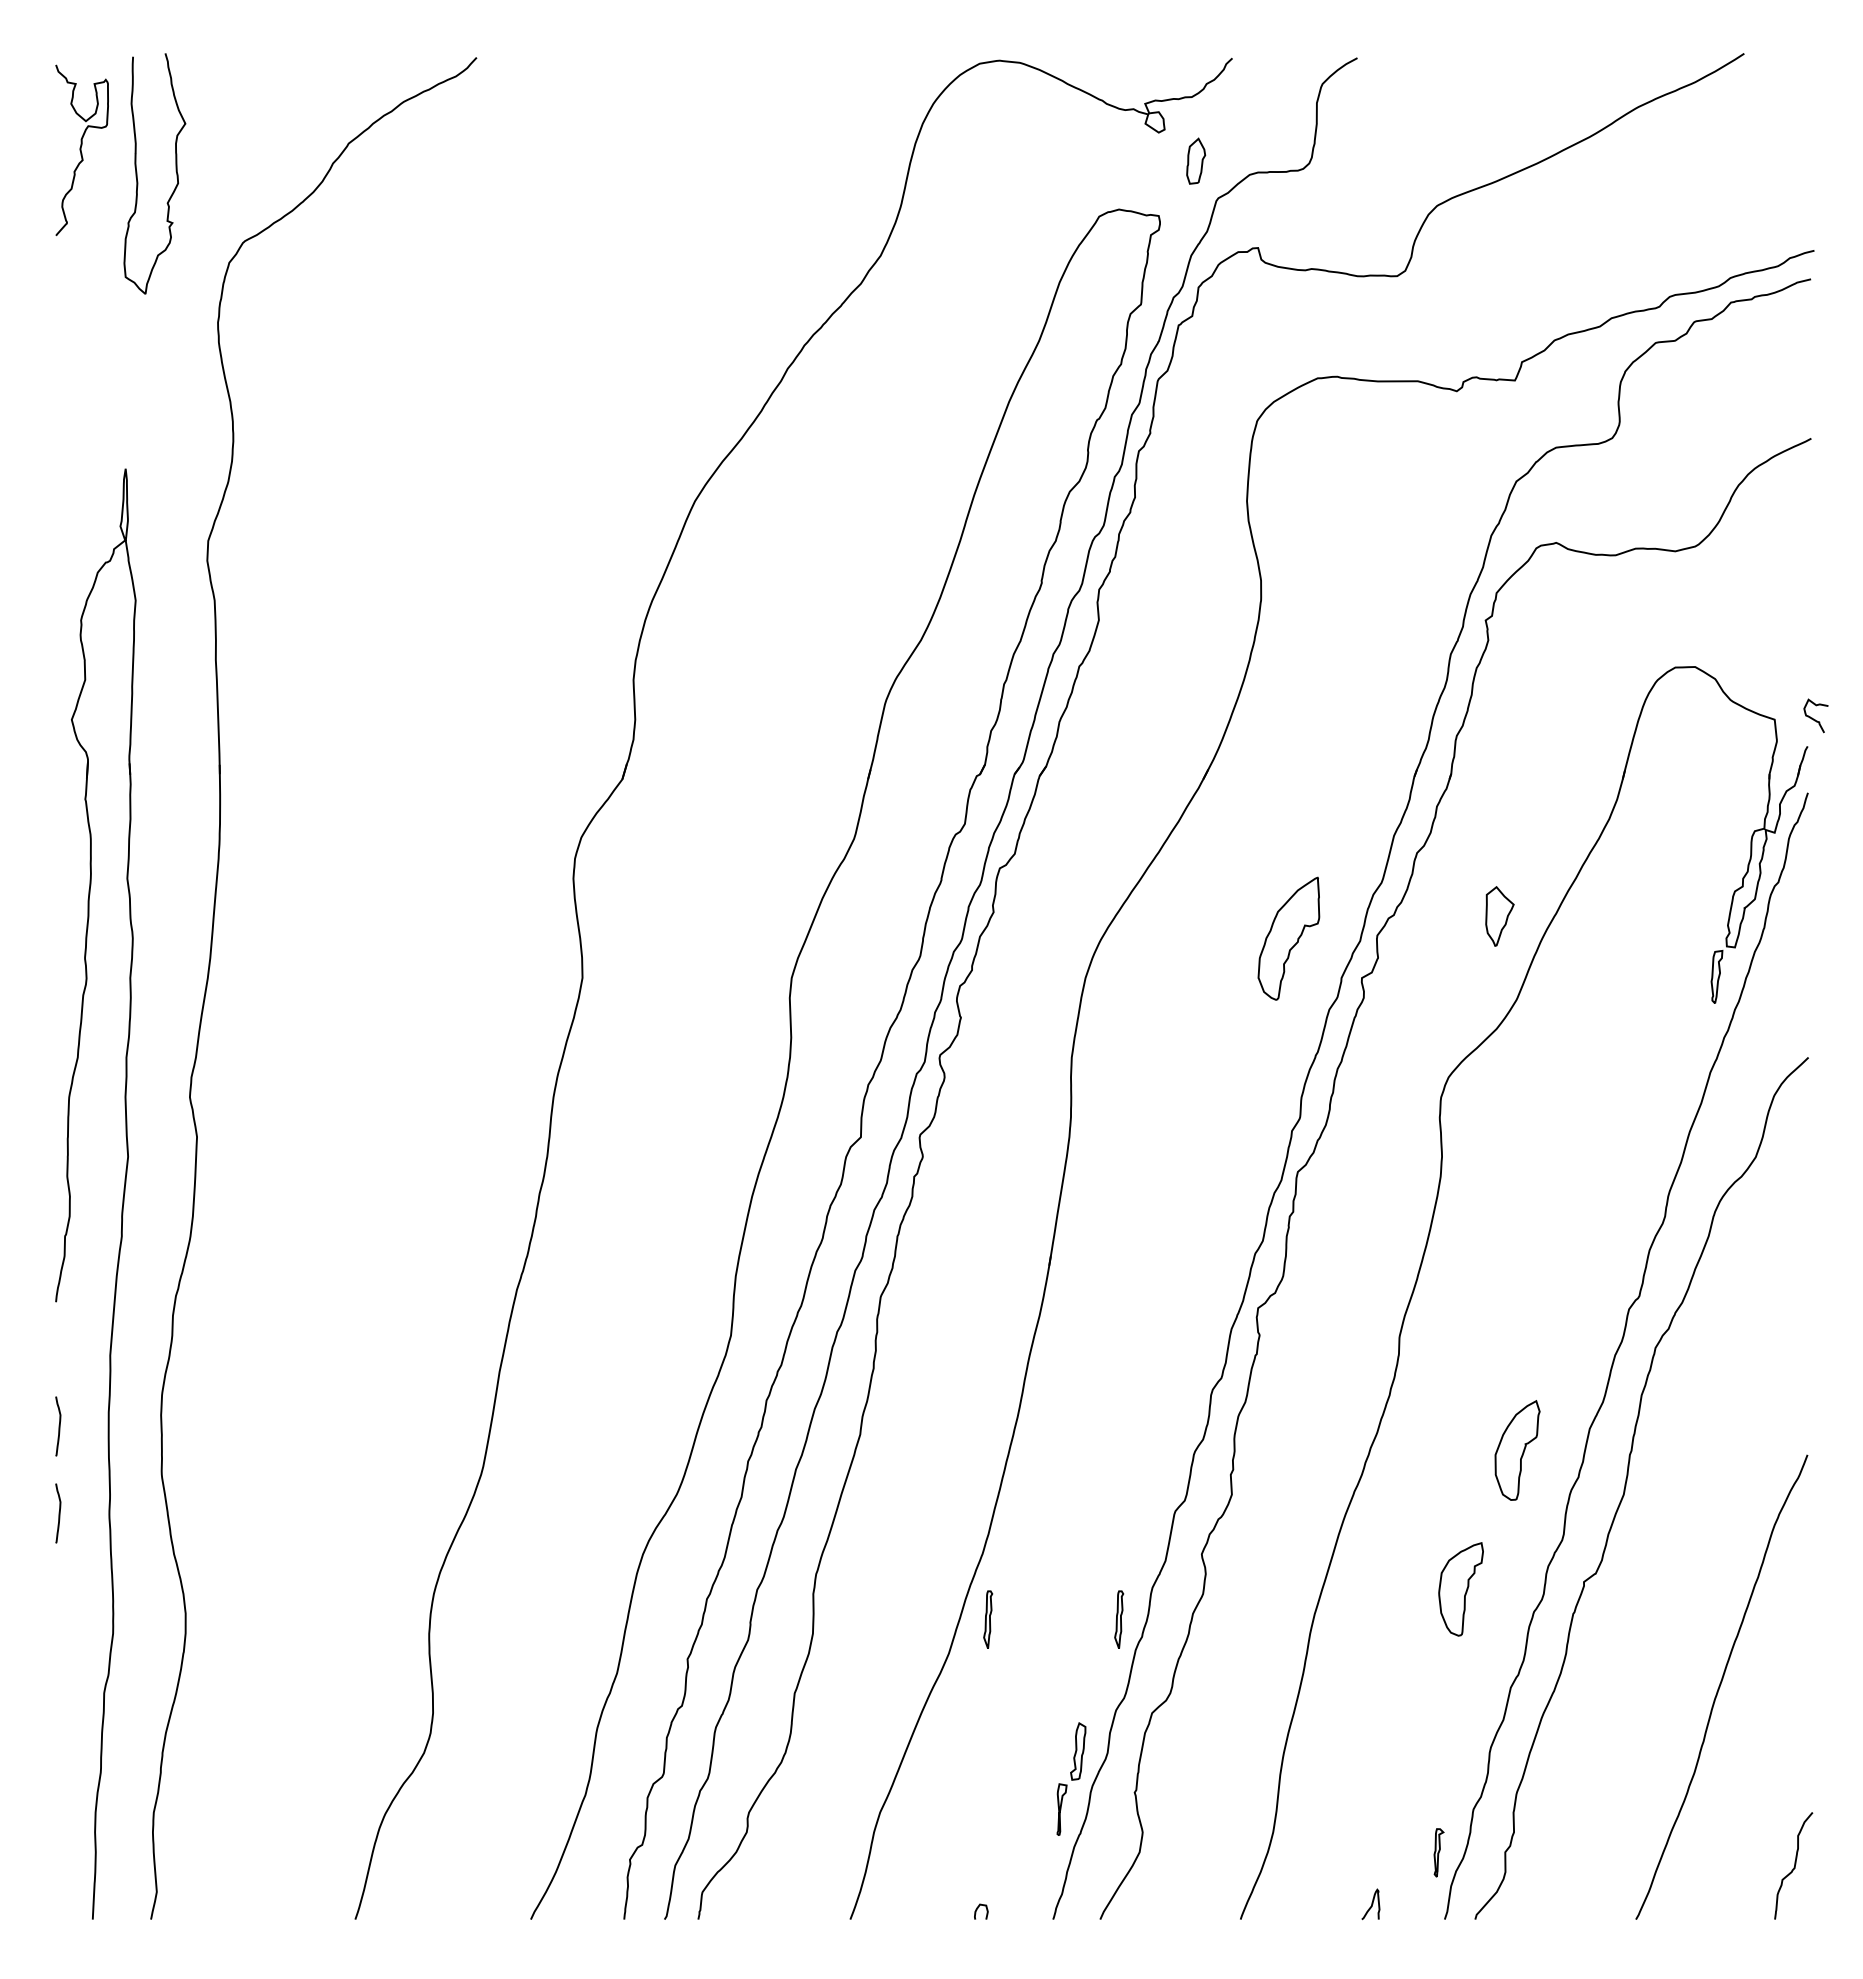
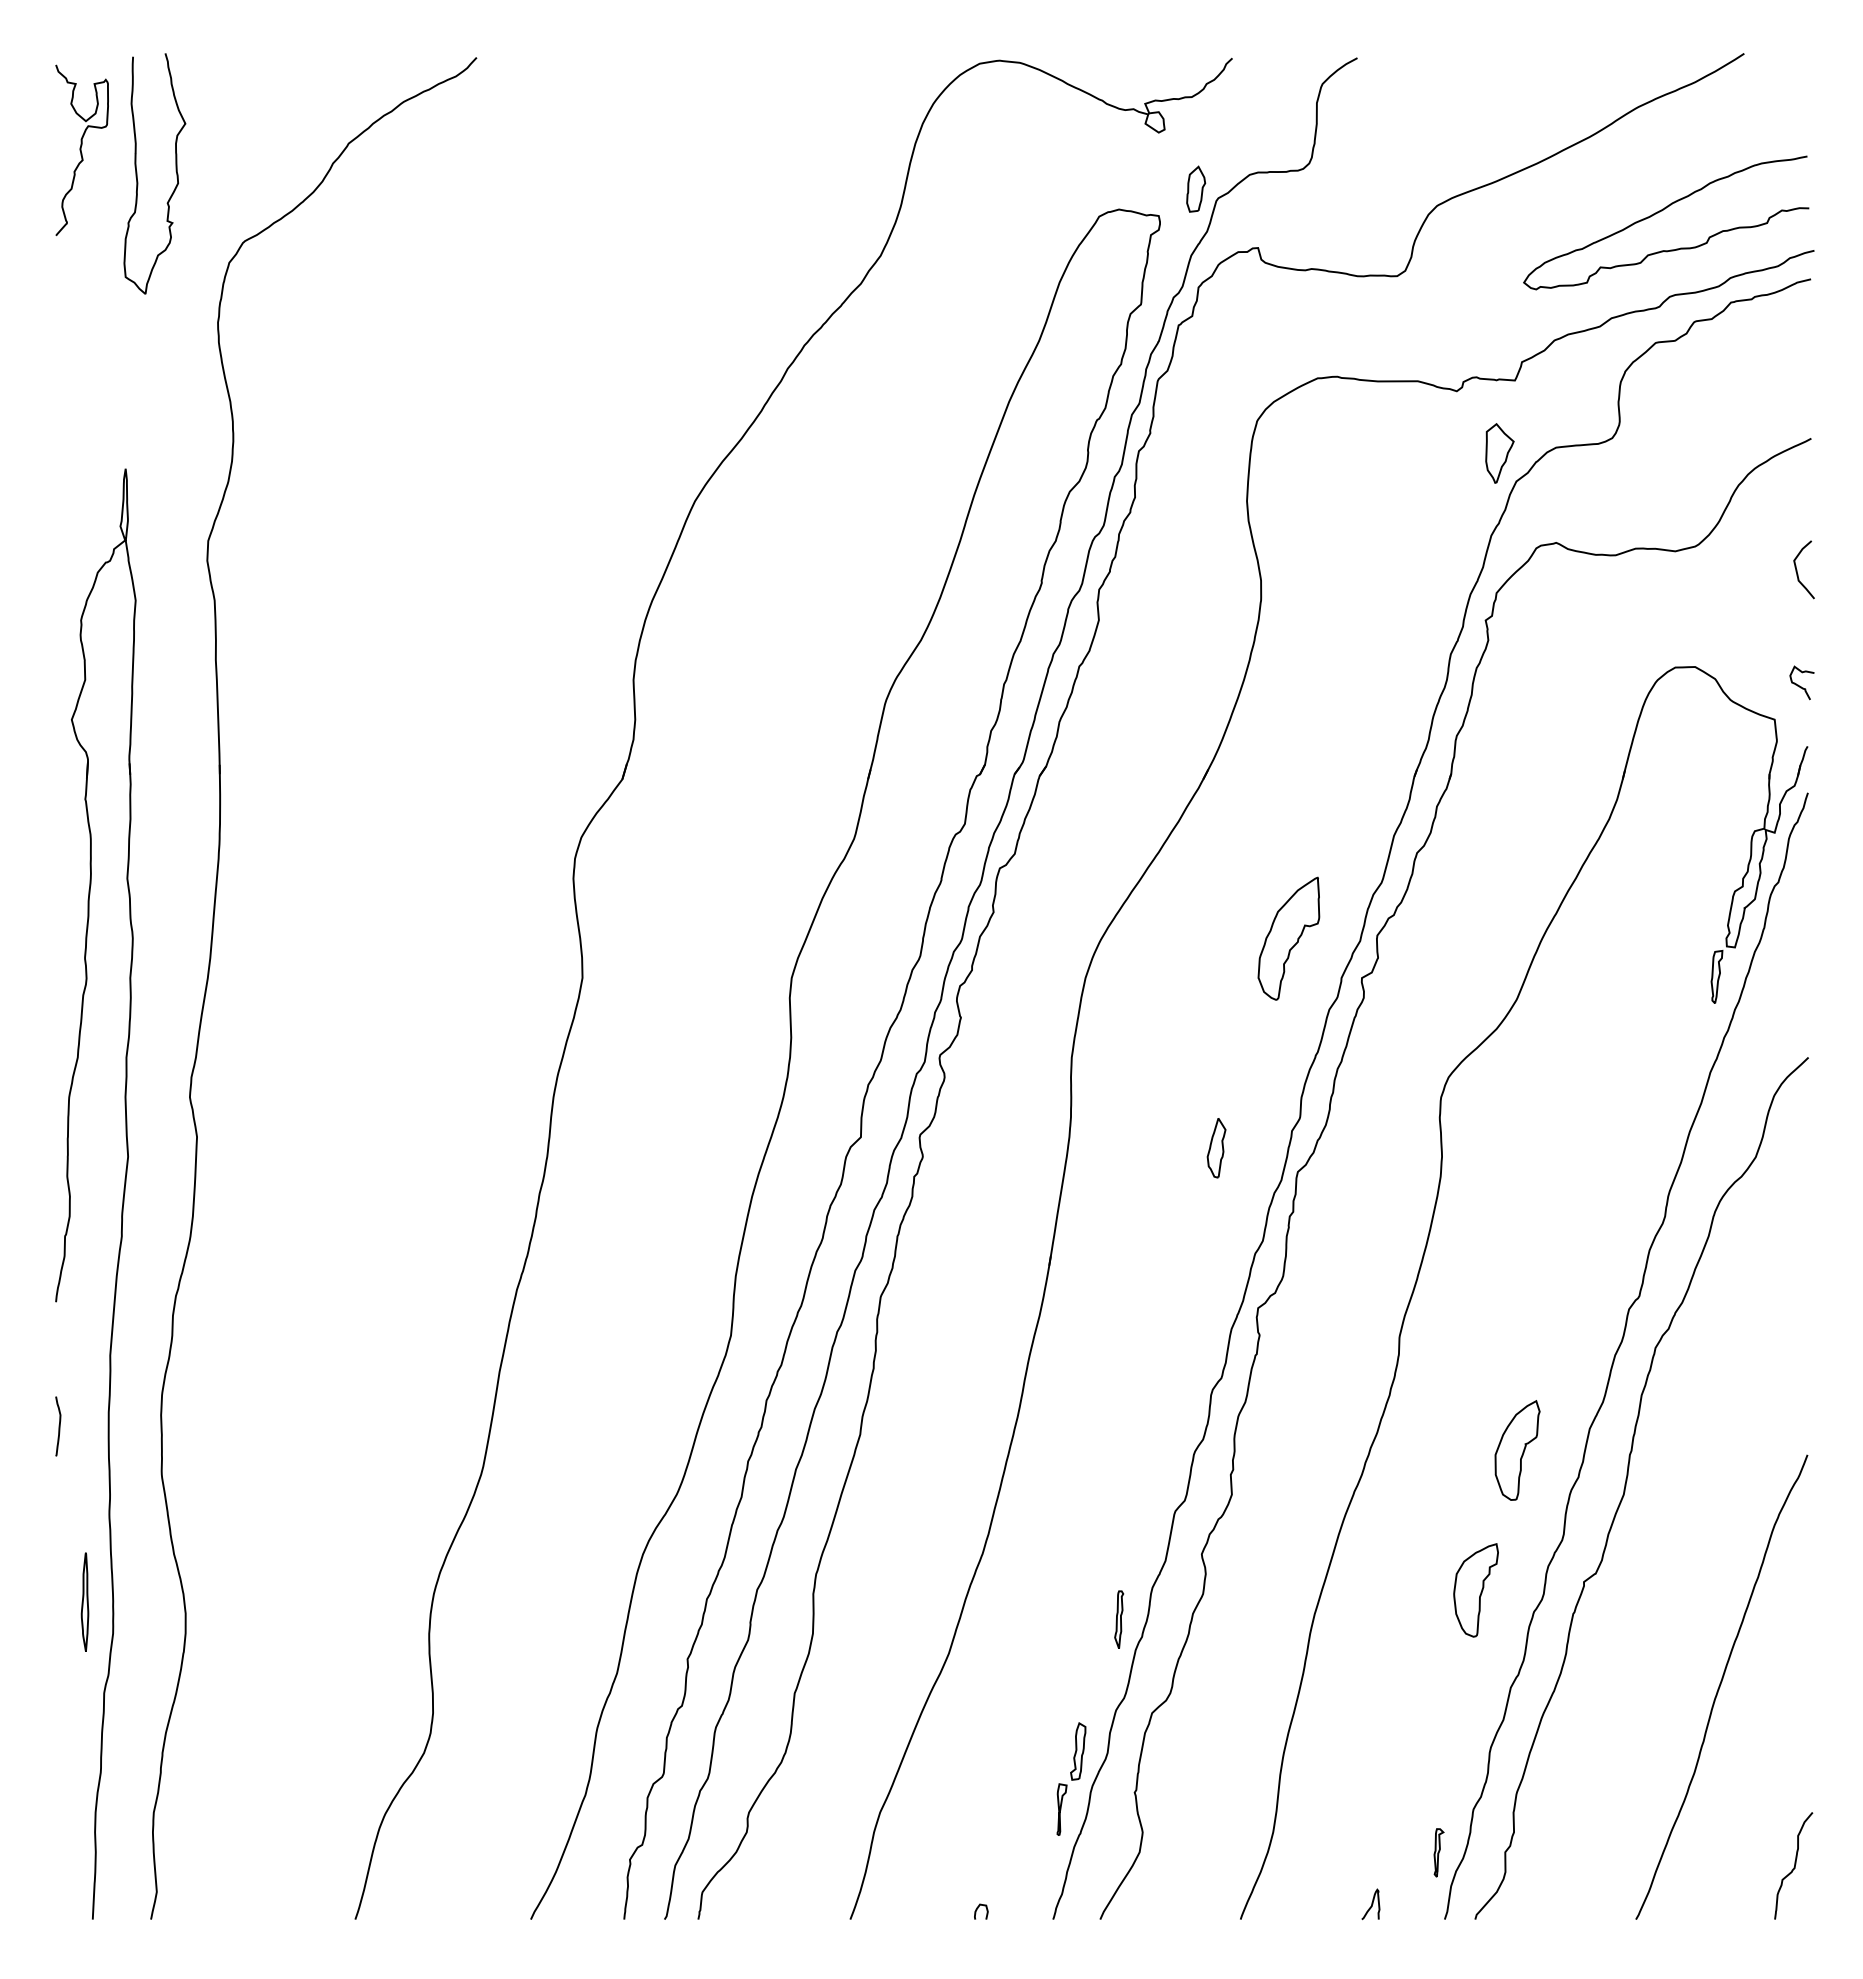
part position: (1196, 160) -> (1196, 188) (1196, 188)
curve: none -> present (1660, 212)
curve: none -> present (1797, 569)
curve position: (1812, 717) -> (1798, 684) (1798, 684)
part position: (1499, 916) -> (1499, 453) (1499, 453)
part: none -> present (1216, 1148)
curve: present -> none (58, 1513)
part position: (1460, 1589) -> (1475, 1590) (1475, 1590)
part: none -> present (84, 1601)
part: present -> none (988, 1619)
